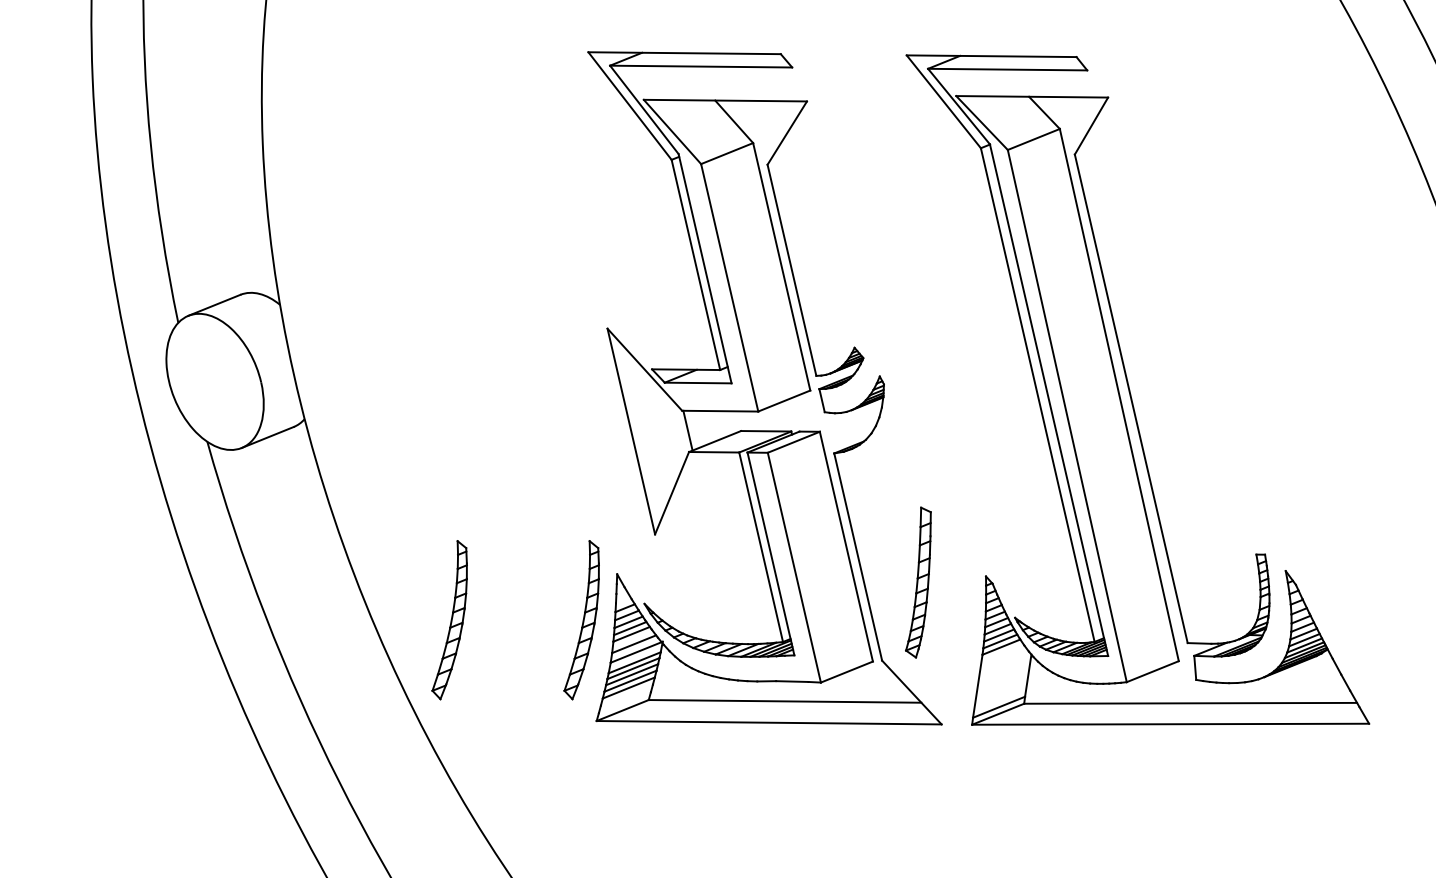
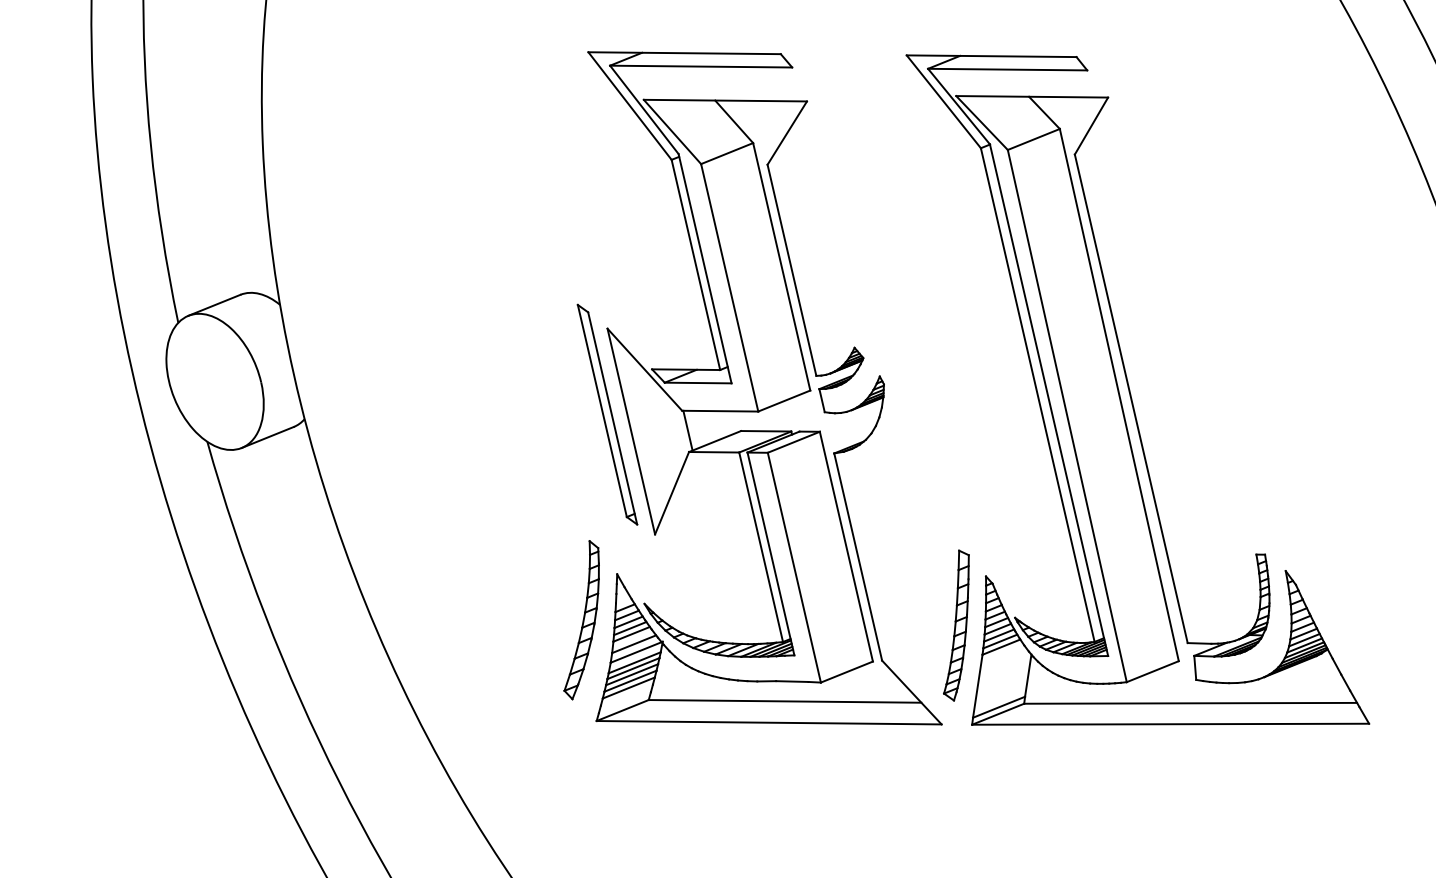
part: none -> present (607, 414)
part position: (918, 582) -> (956, 625) (956, 625)
part: present -> none (449, 620)
